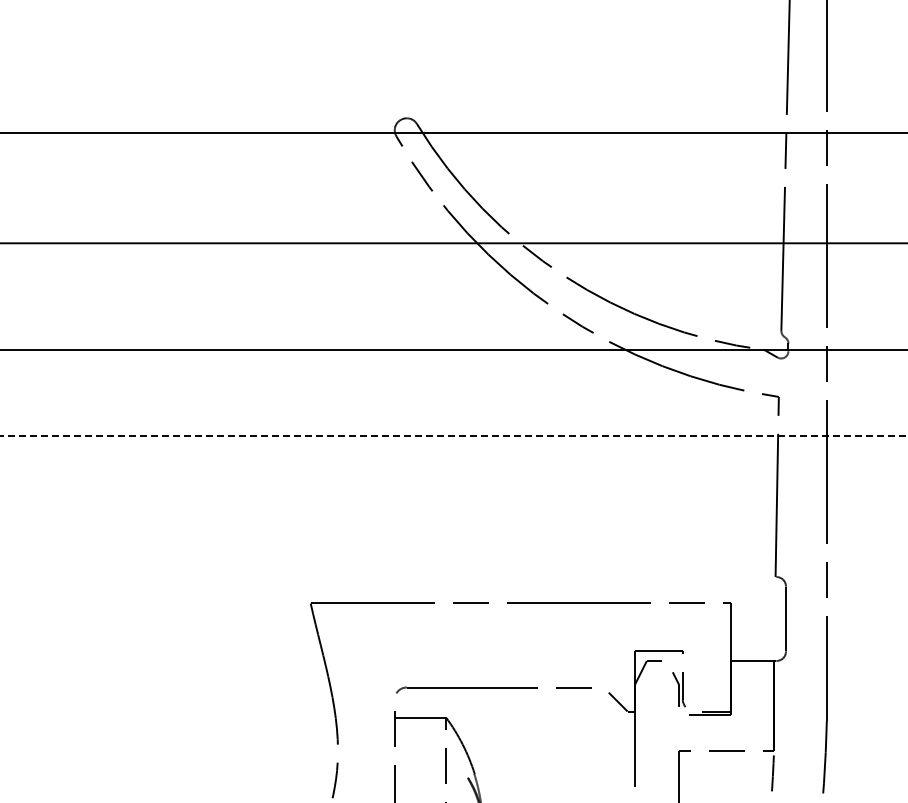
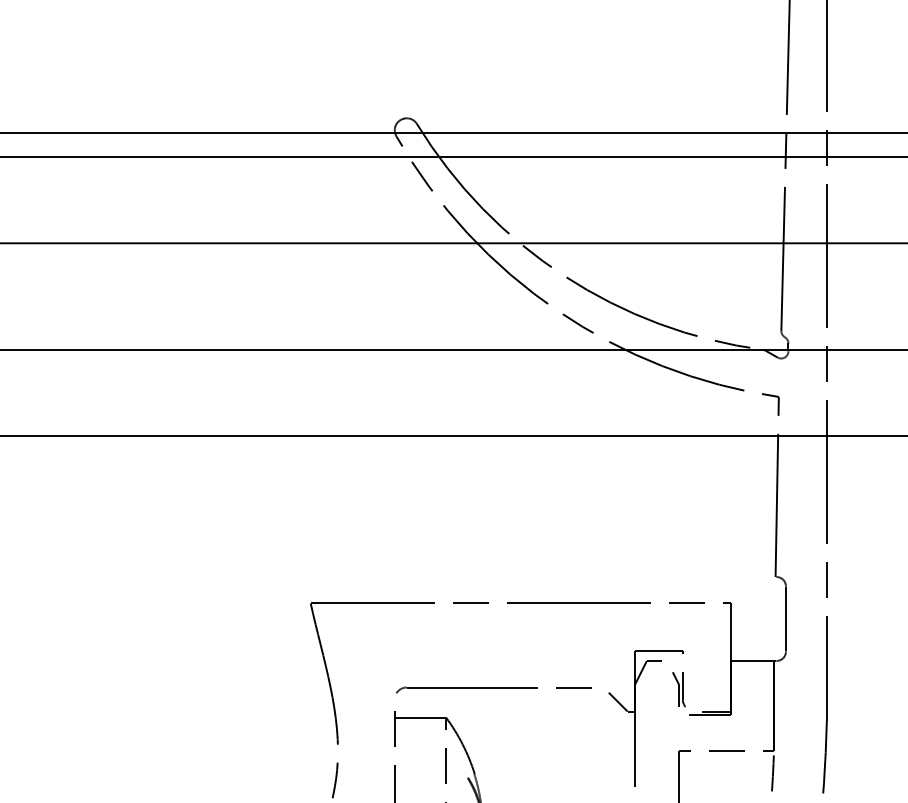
line: none -> present (453, 157)
line: dashed -> solid (453, 435)
